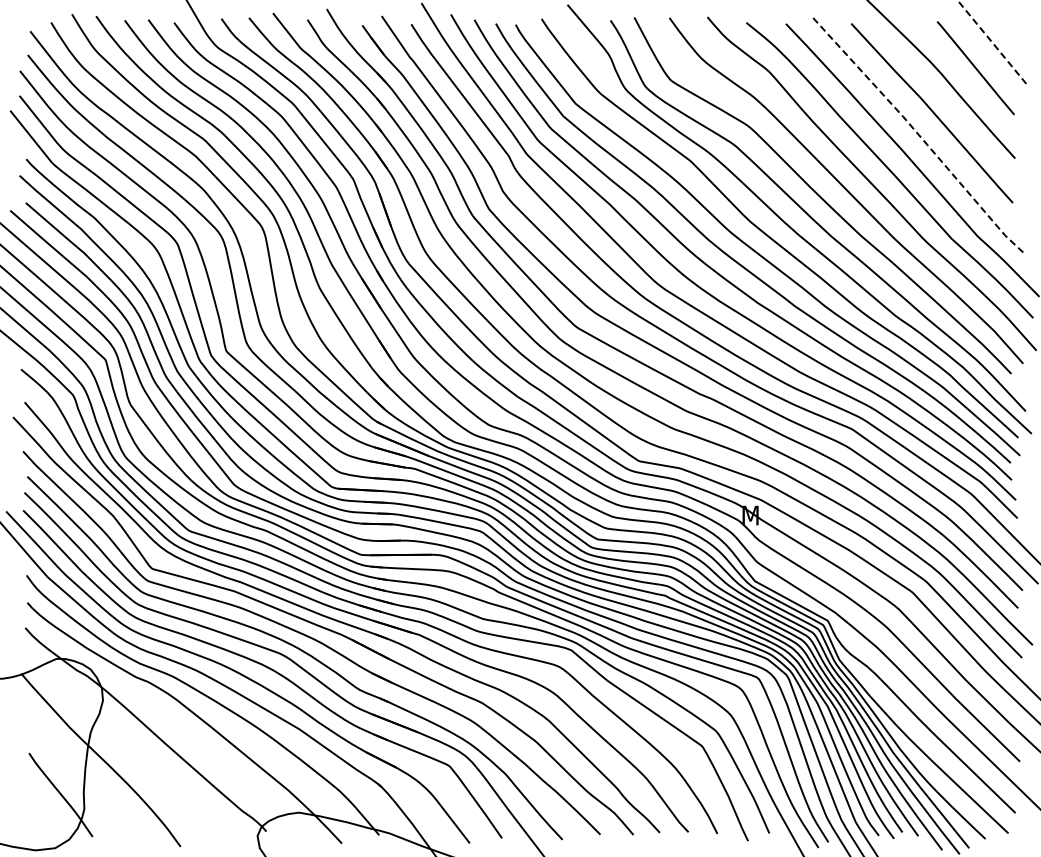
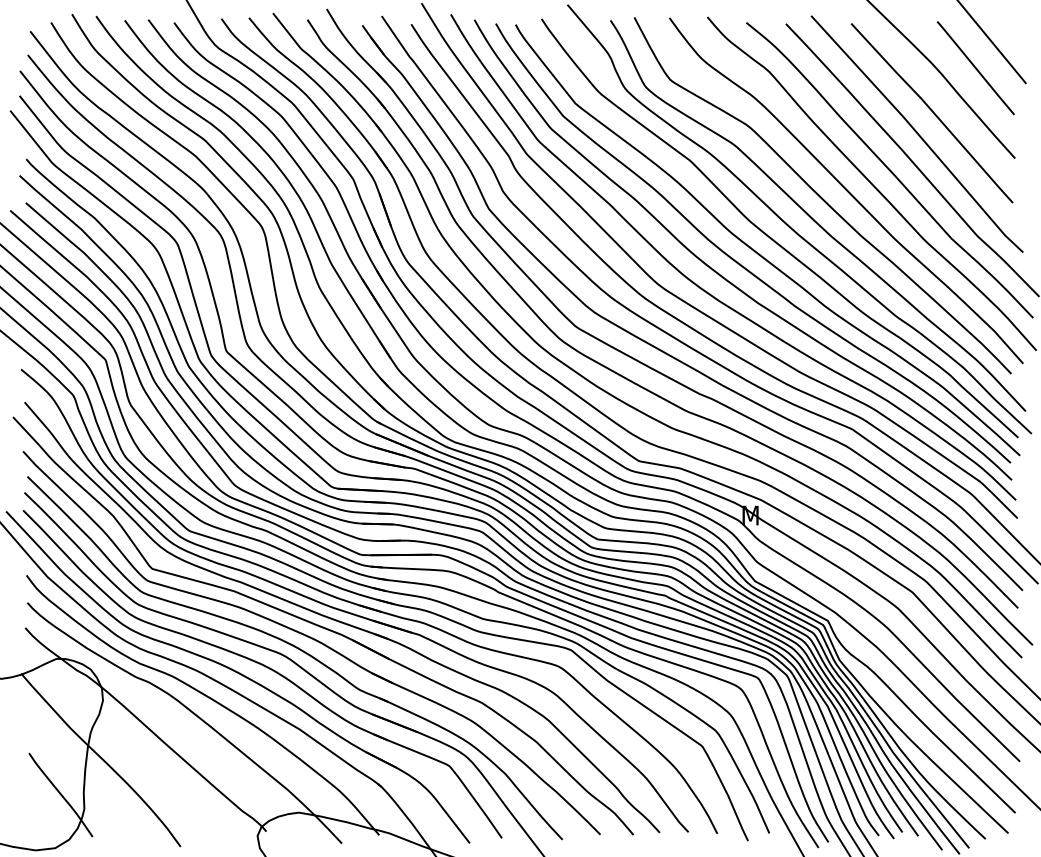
line: dashed -> solid (991, 41)
line: dashed -> solid (917, 133)
